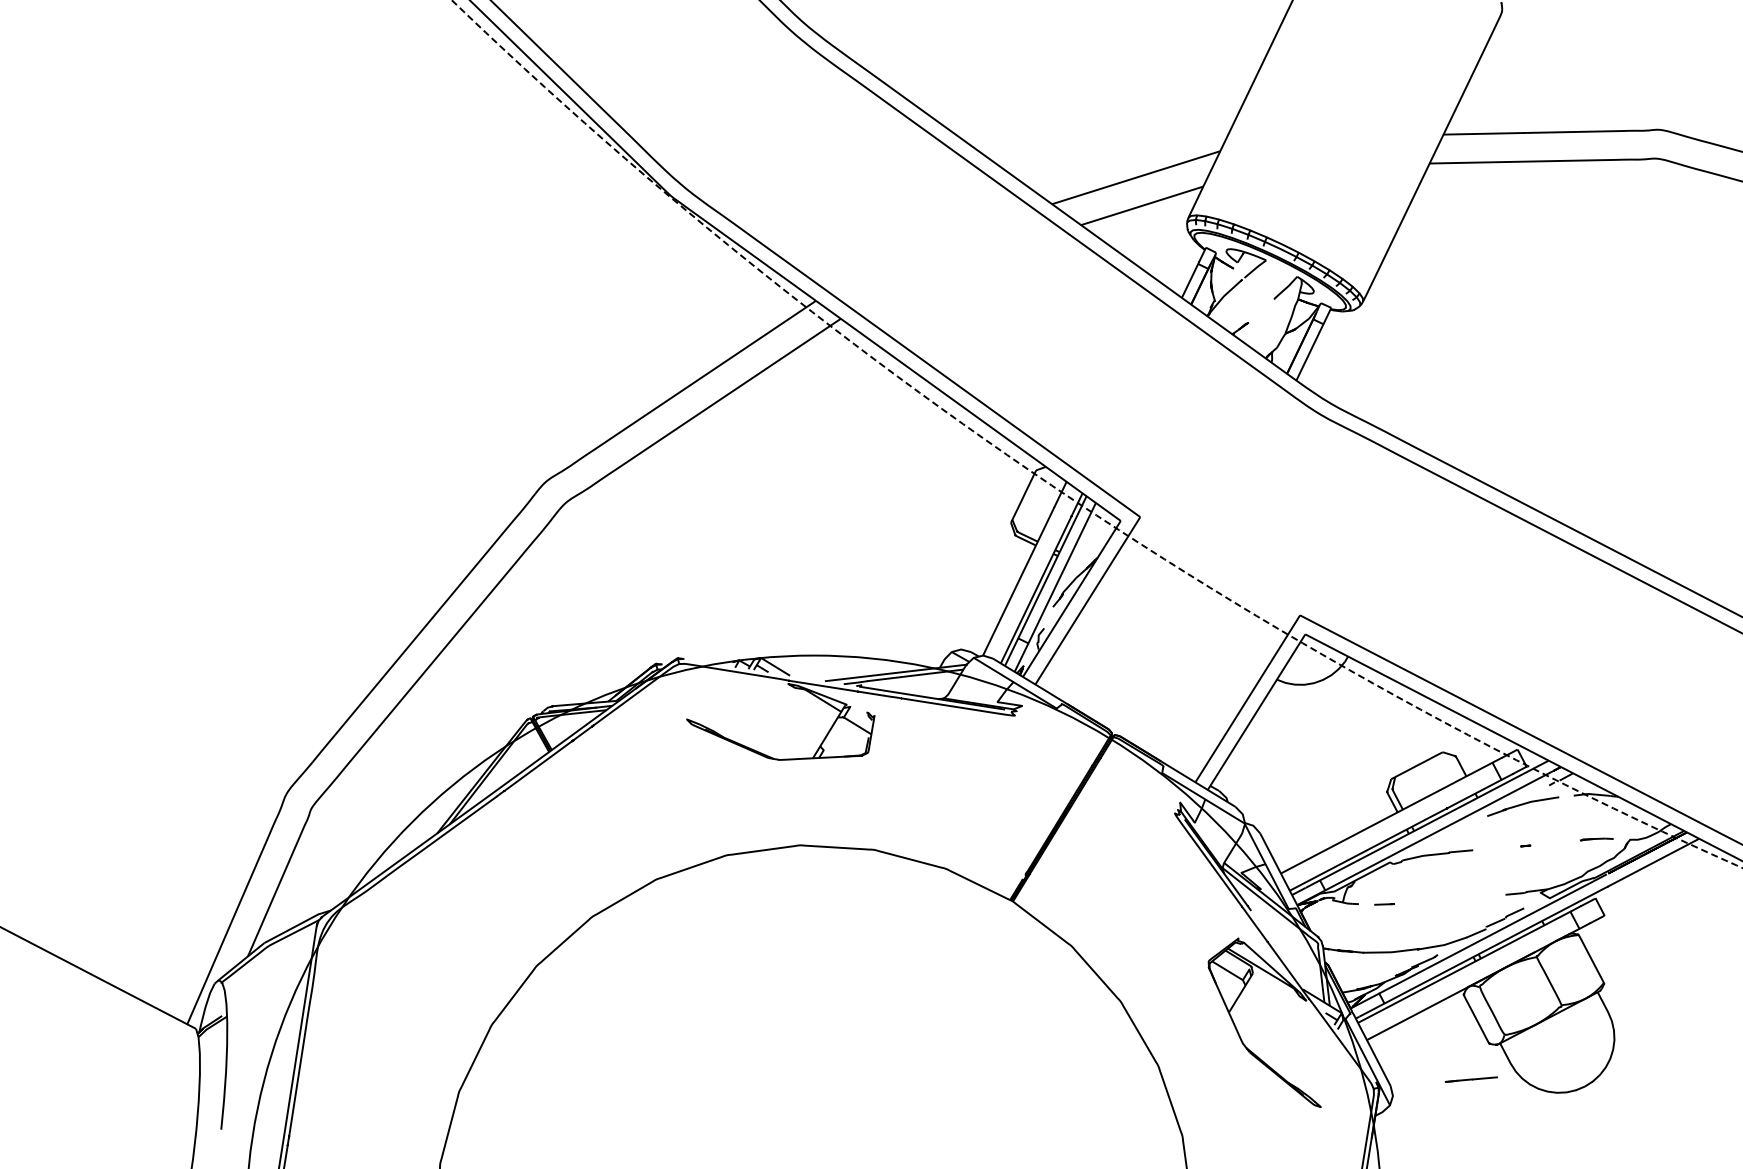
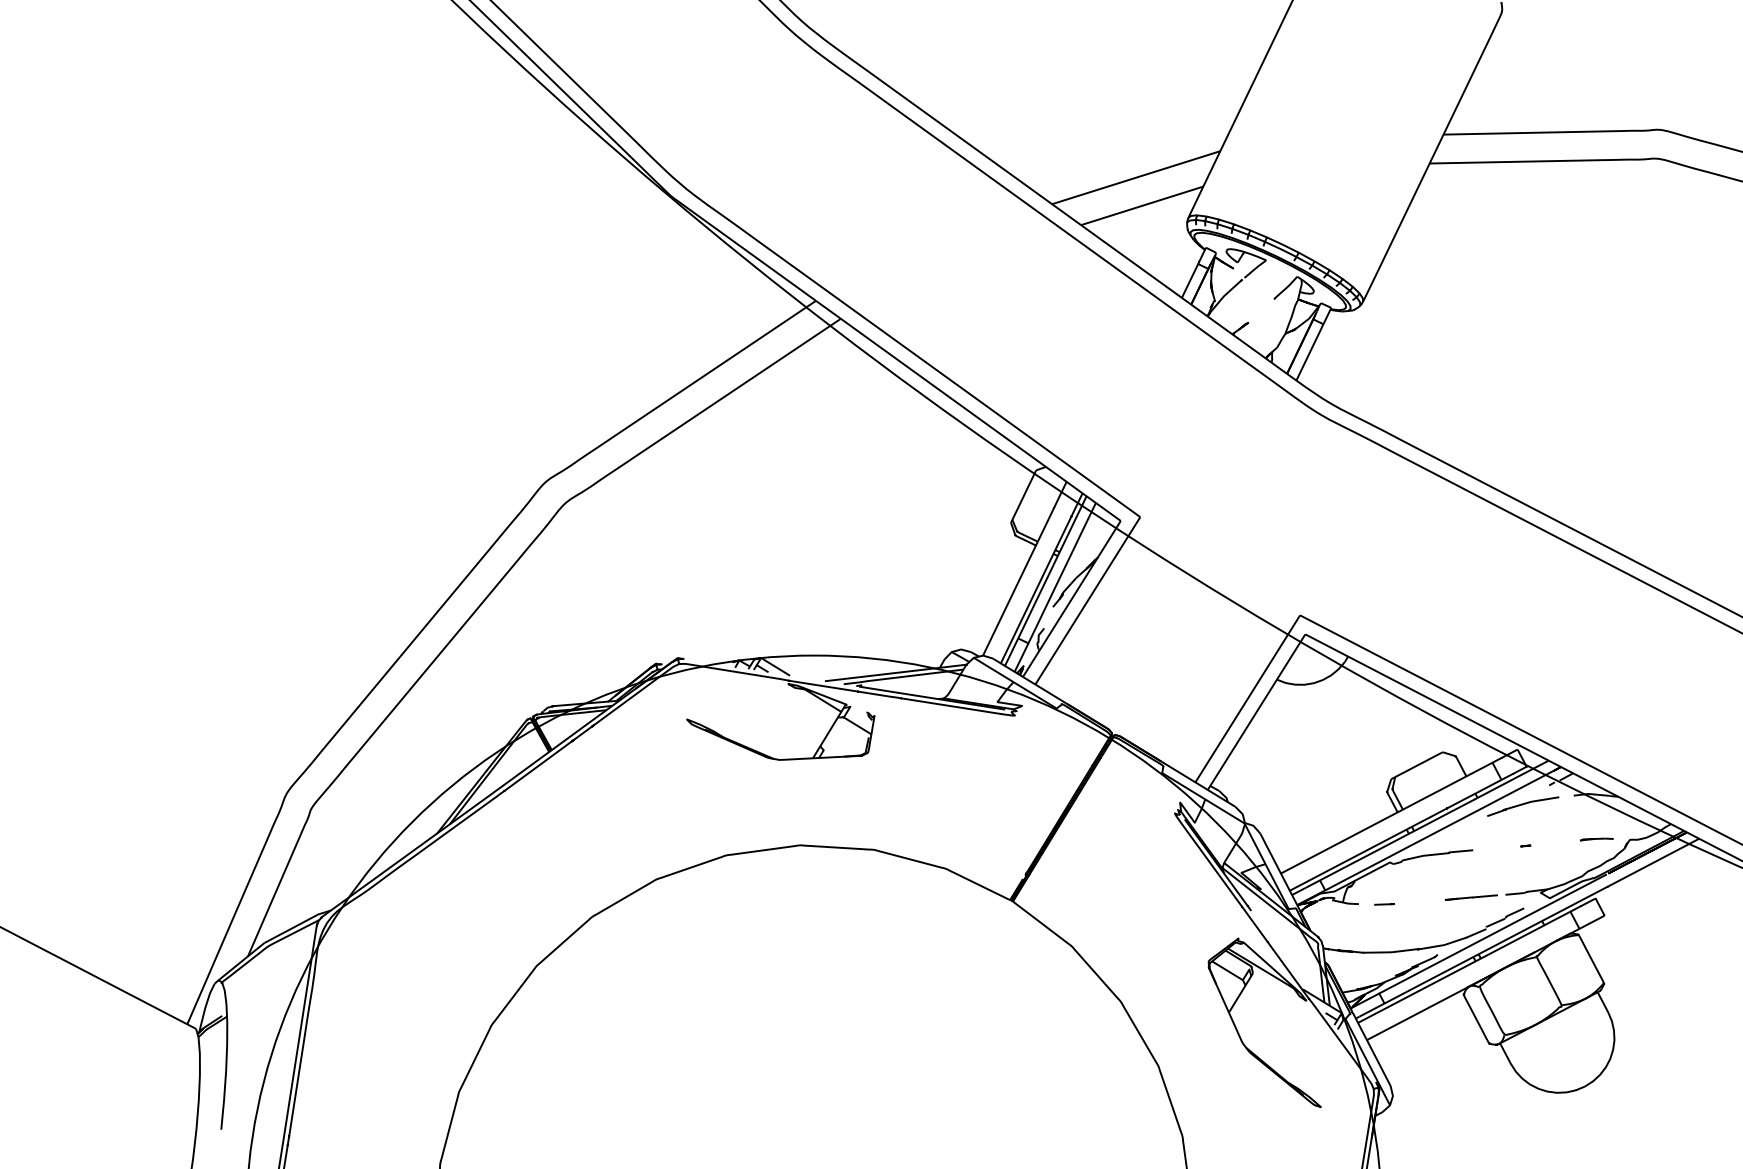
circle: dashed -> solid (1096, 434)
line position: (1471, 1079) -> (1471, 897) (1471, 897)
